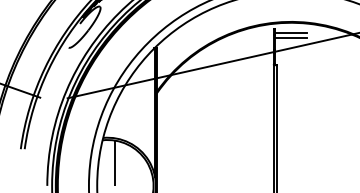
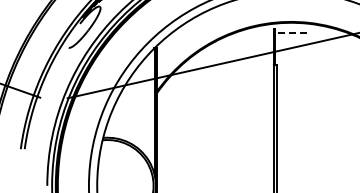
line: solid -> dashed (290, 32)
line: present -> none (291, 38)
line: present -> none (114, 161)
